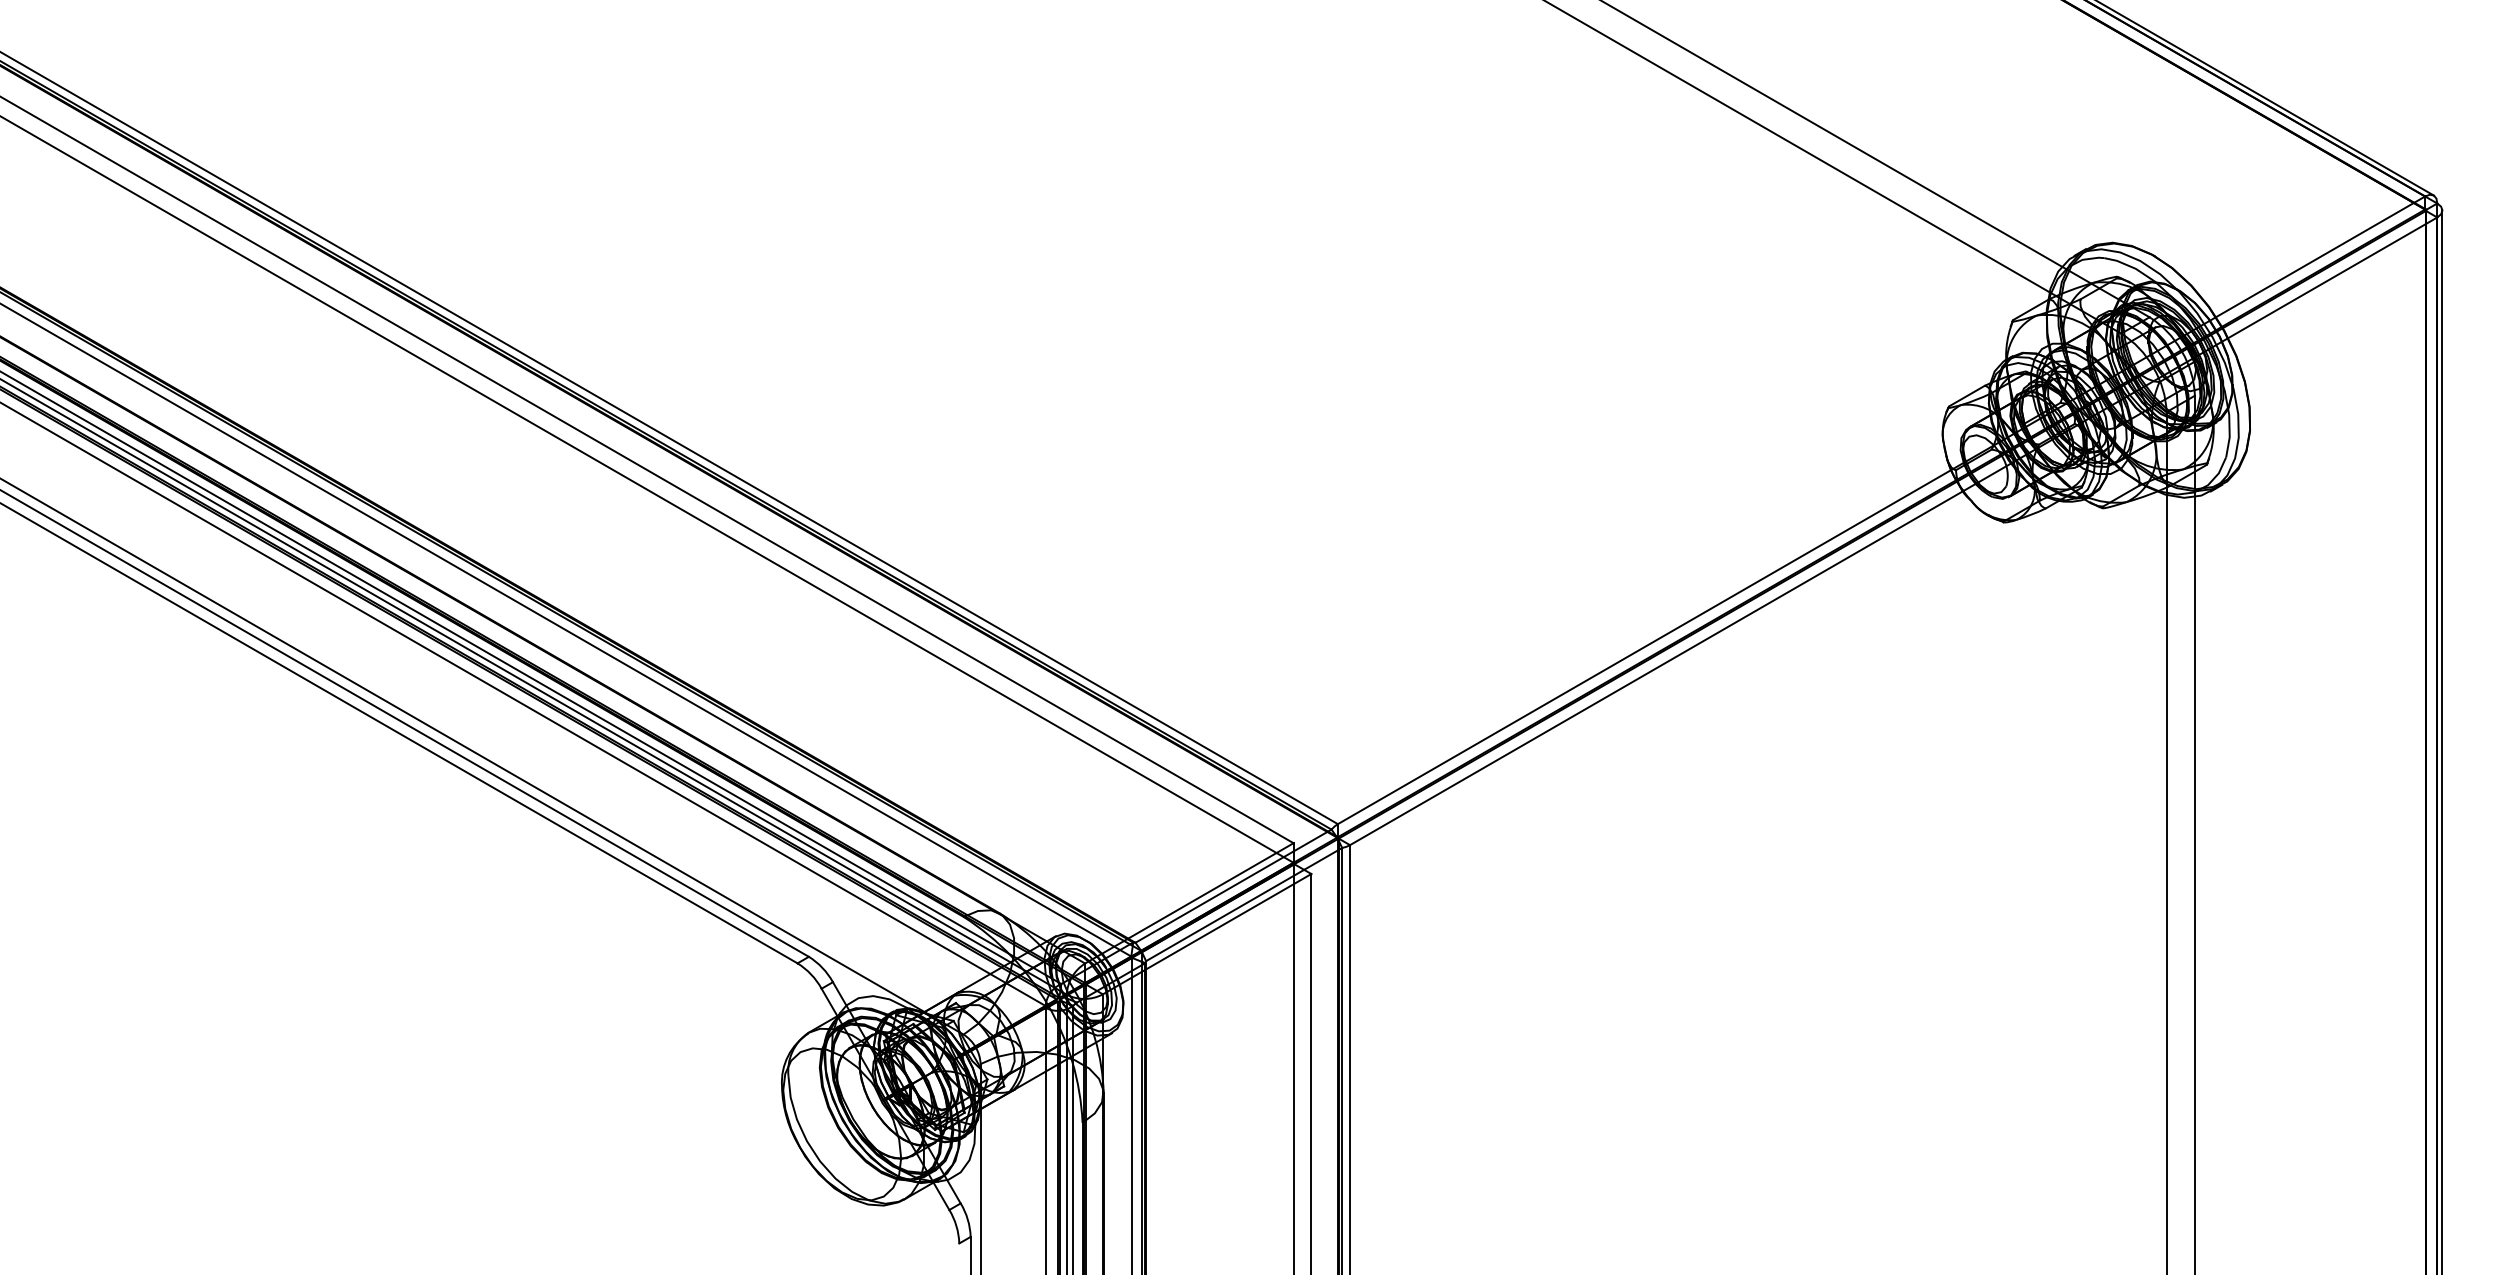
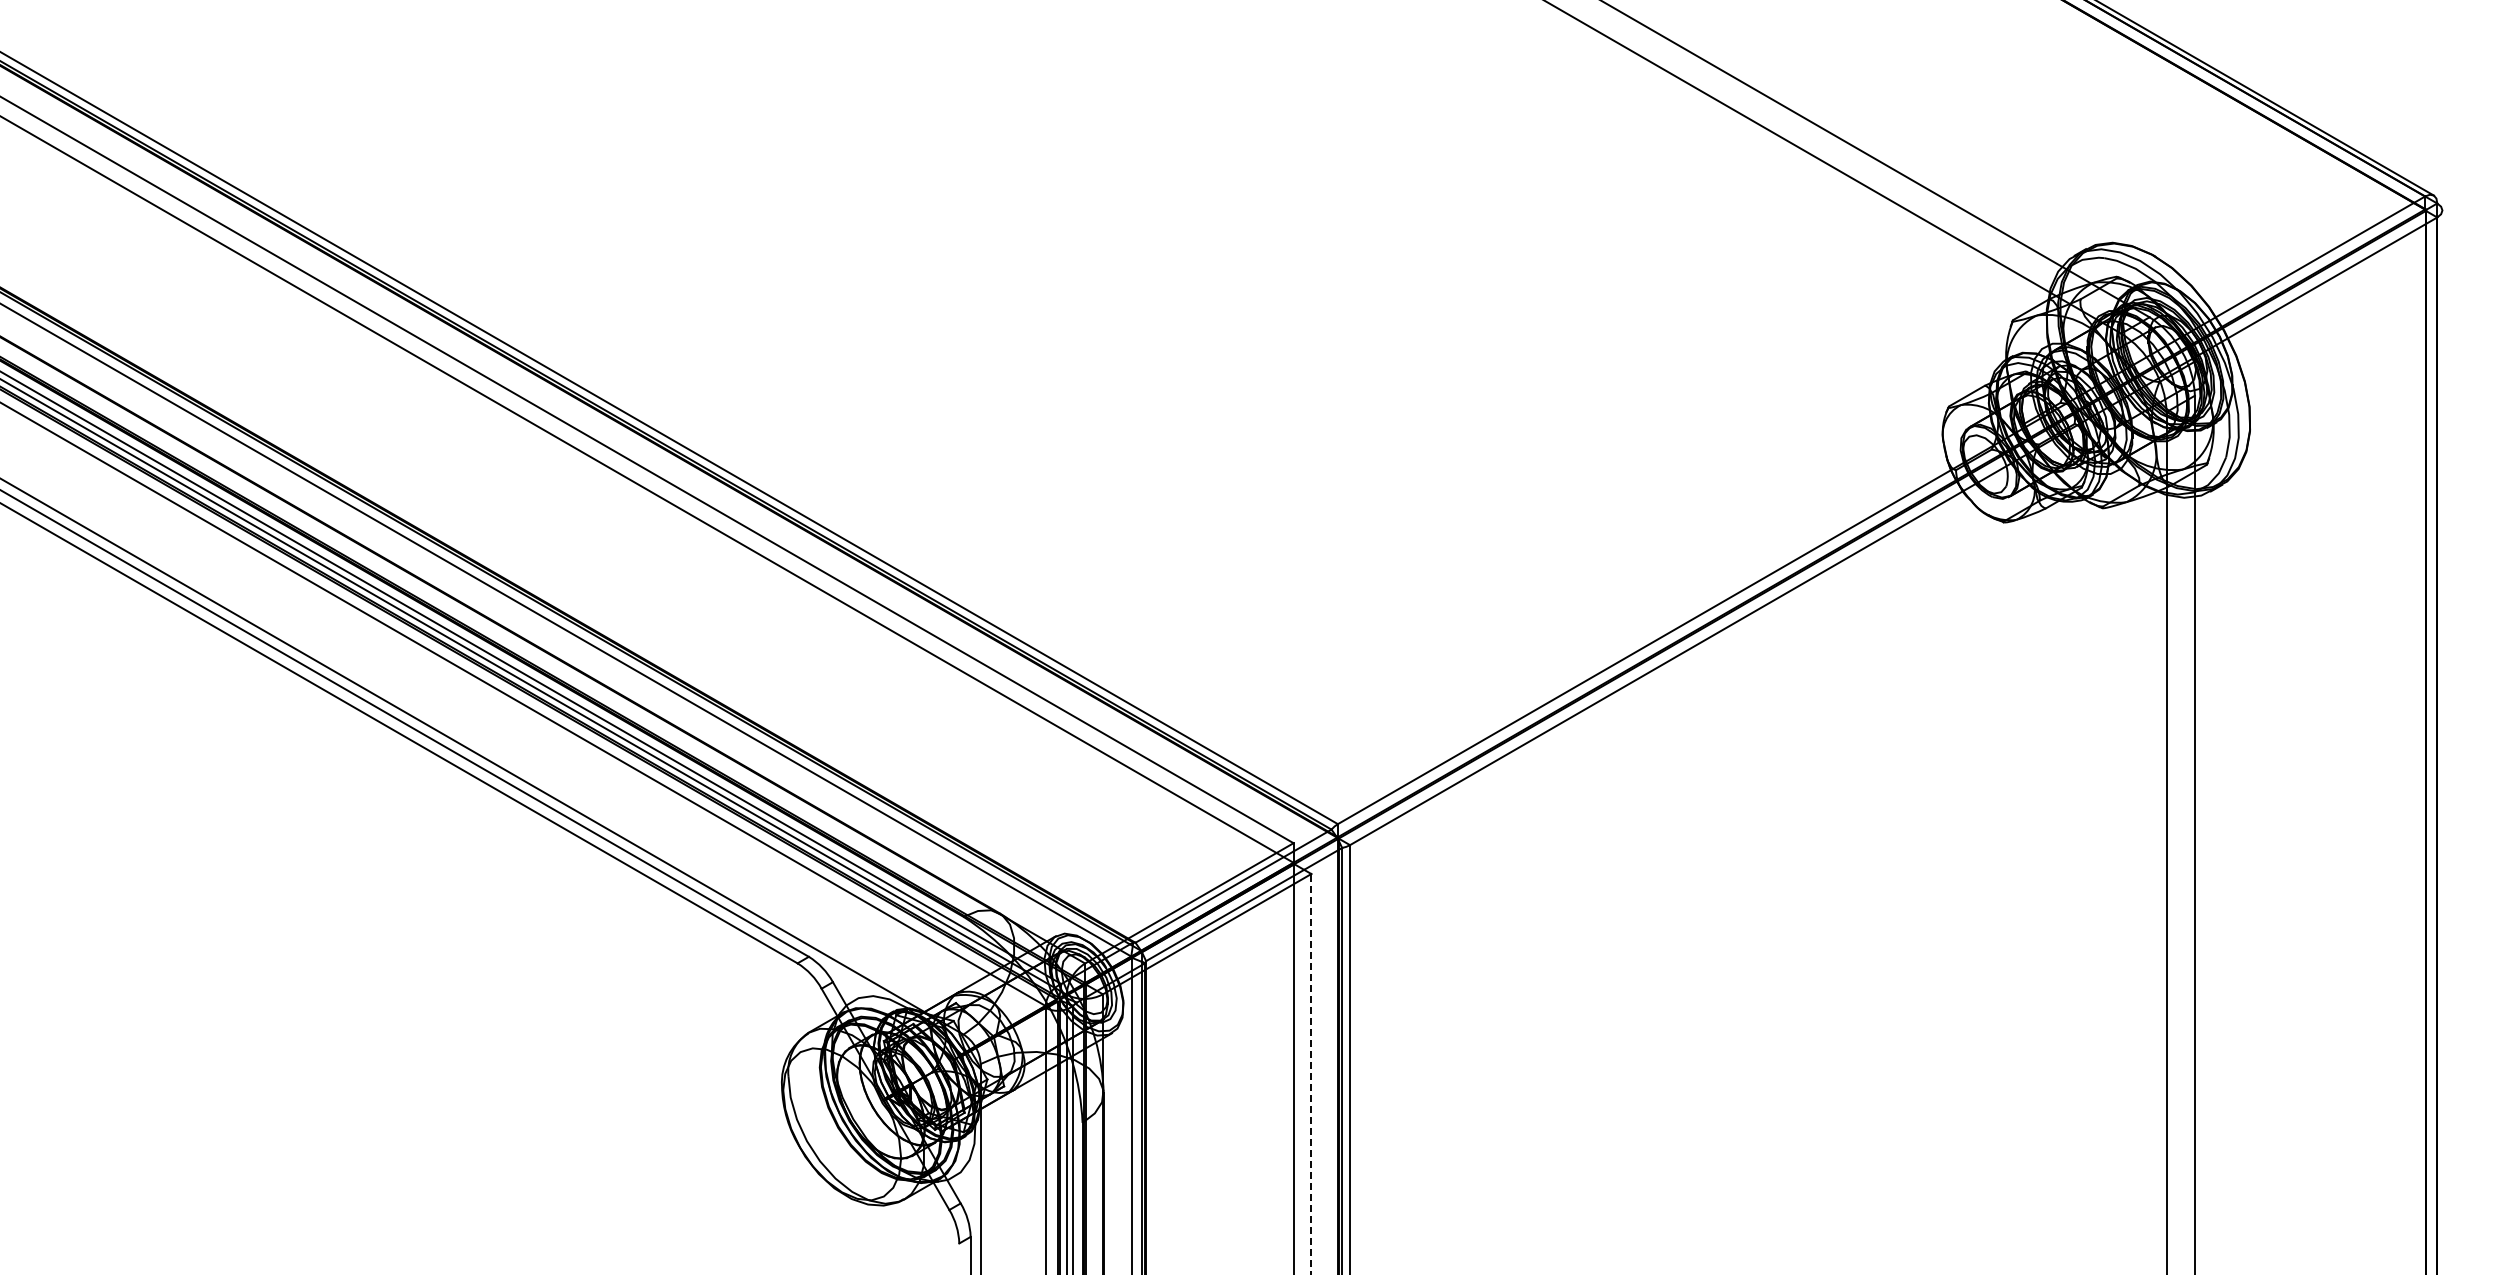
line: present -> none (2442, 740)
line: solid -> dashed (1311, 1074)
